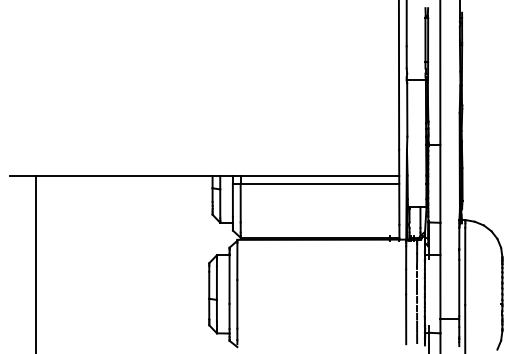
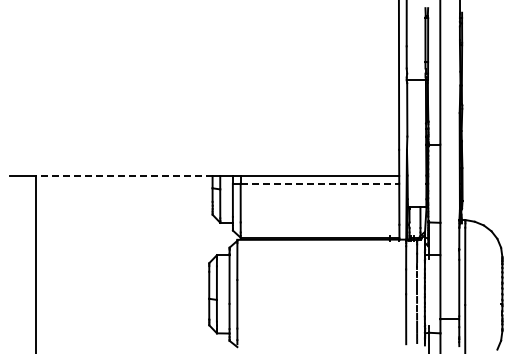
line: solid -> dashed (123, 175)
line: solid -> dashed (320, 183)
